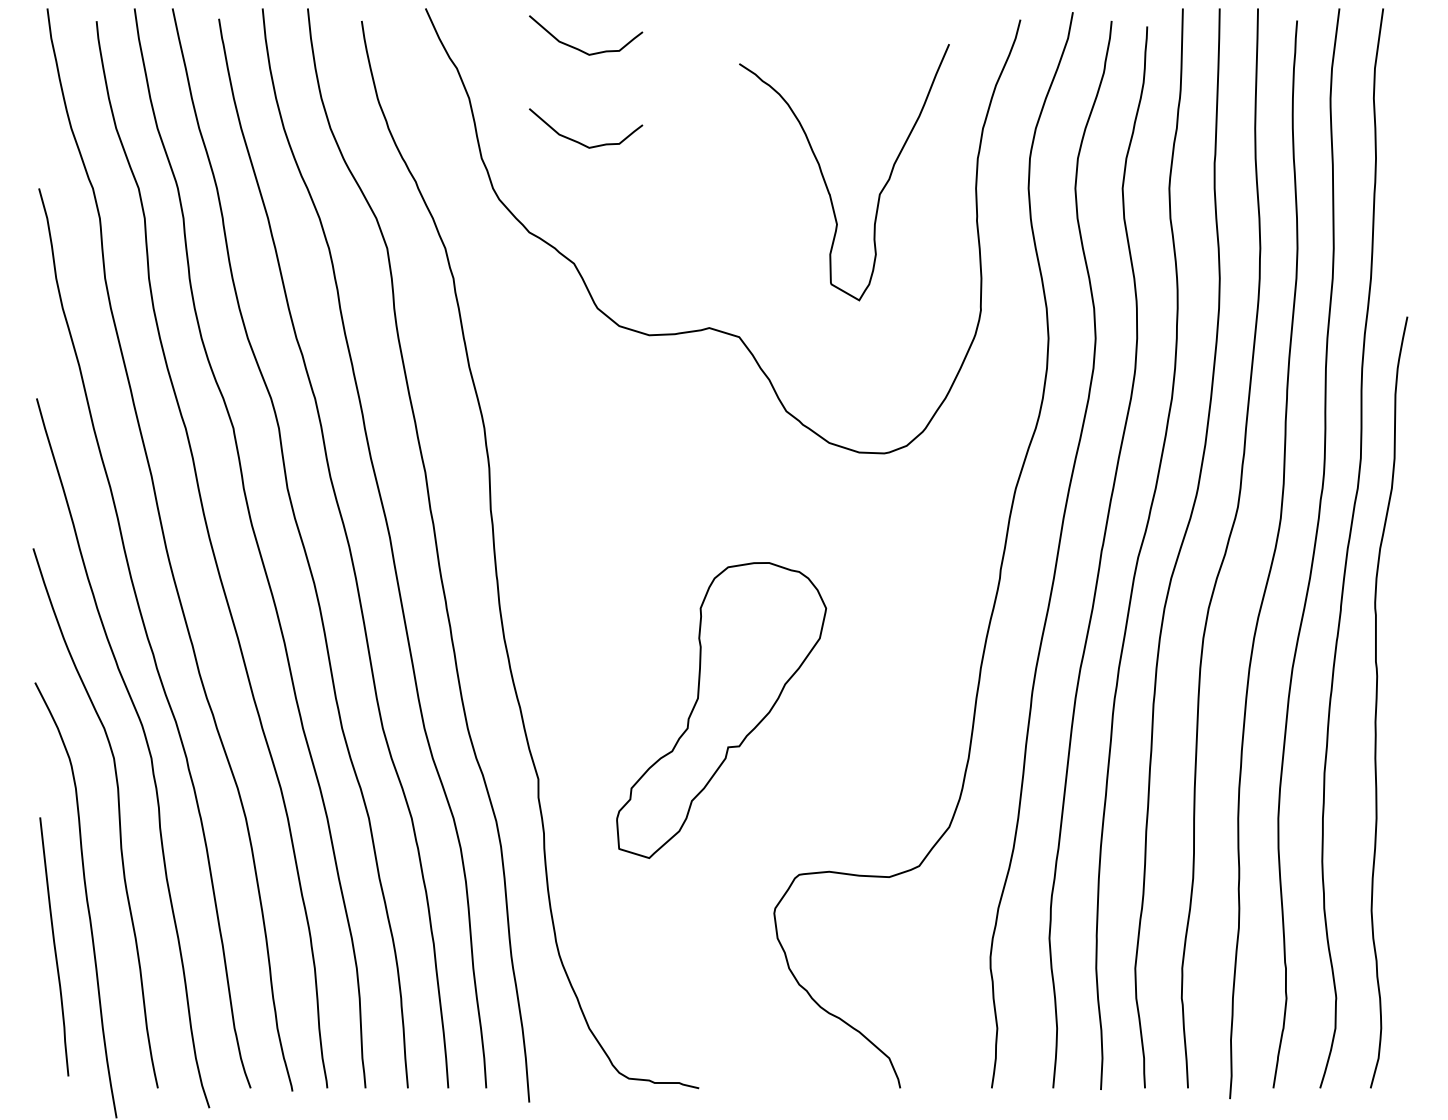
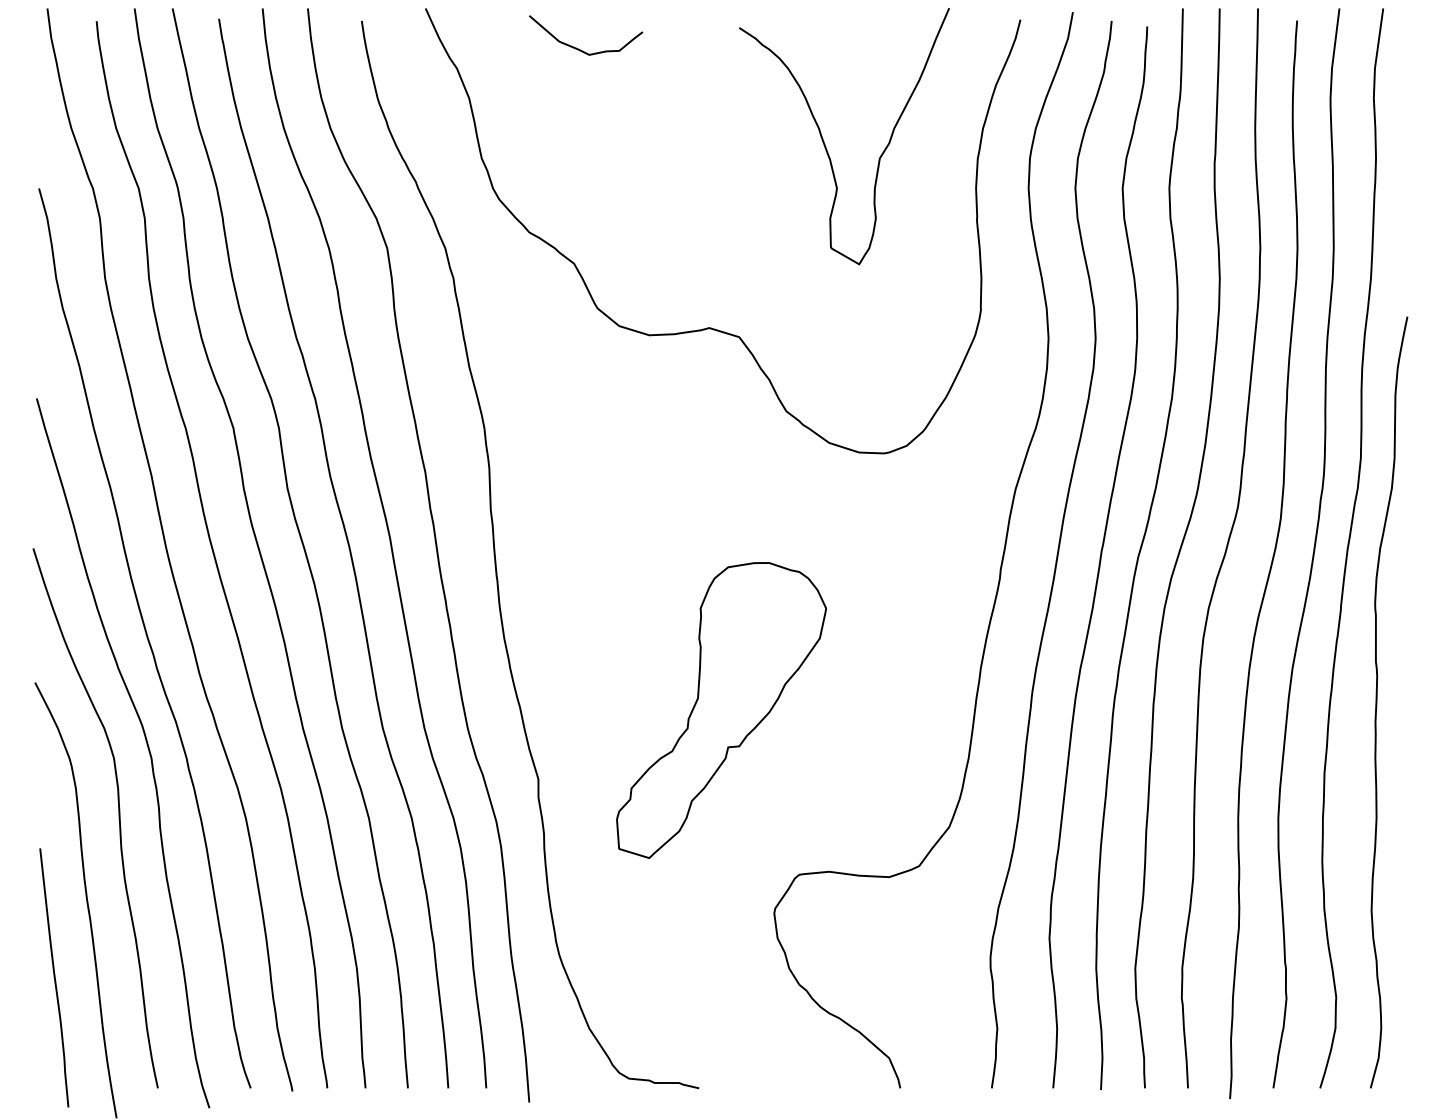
curve: present -> none (580, 142)
curve position: (826, 182) -> (826, 146) (826, 146)
curve position: (54, 946) -> (54, 977) (54, 977)
